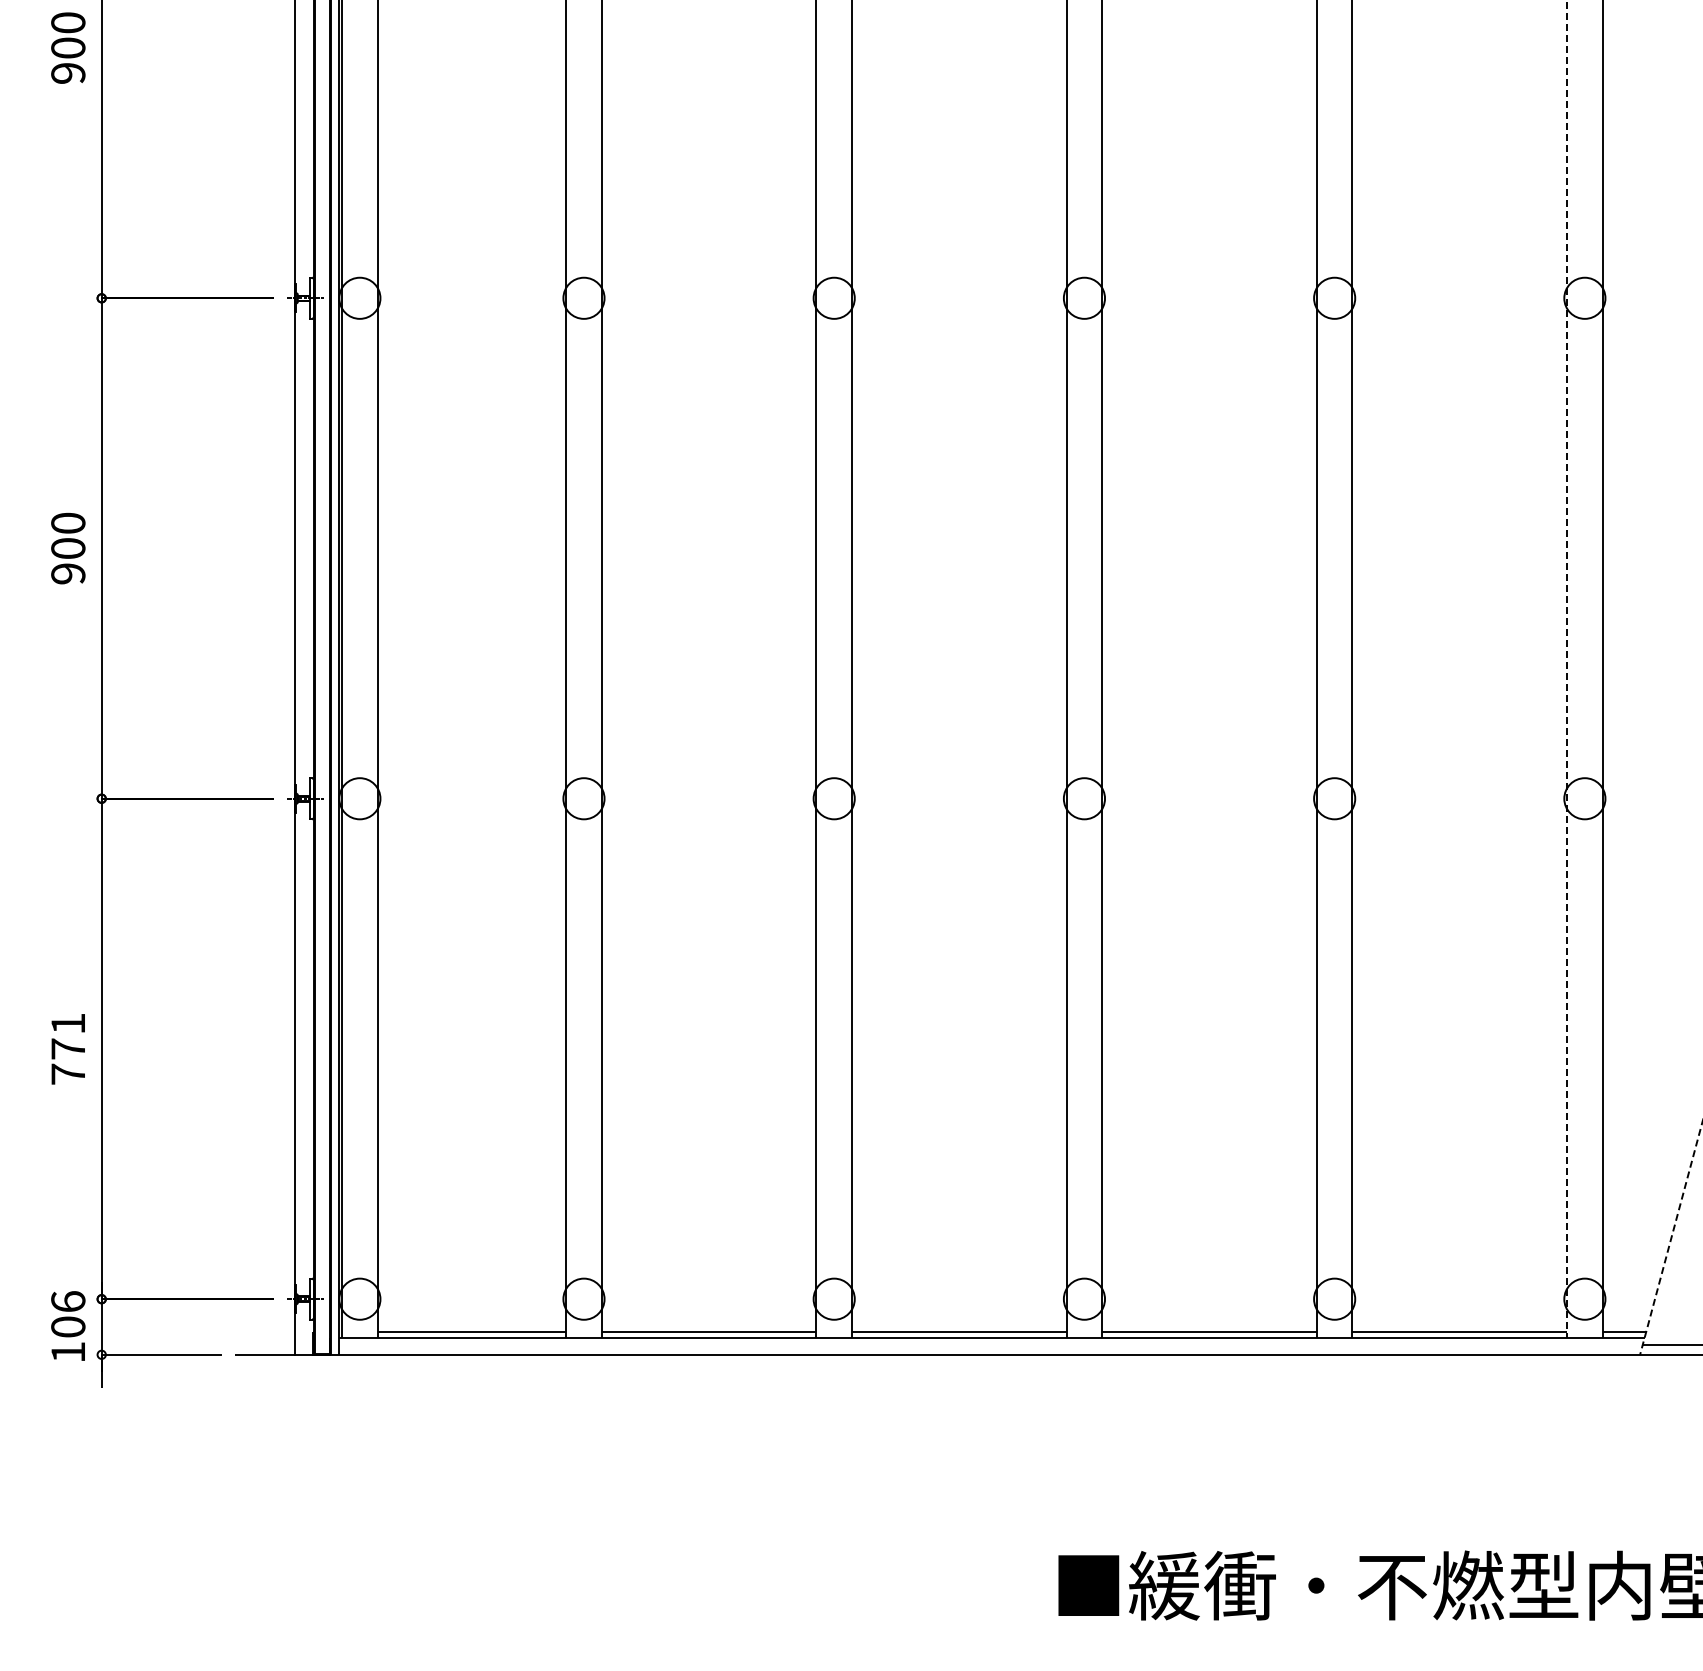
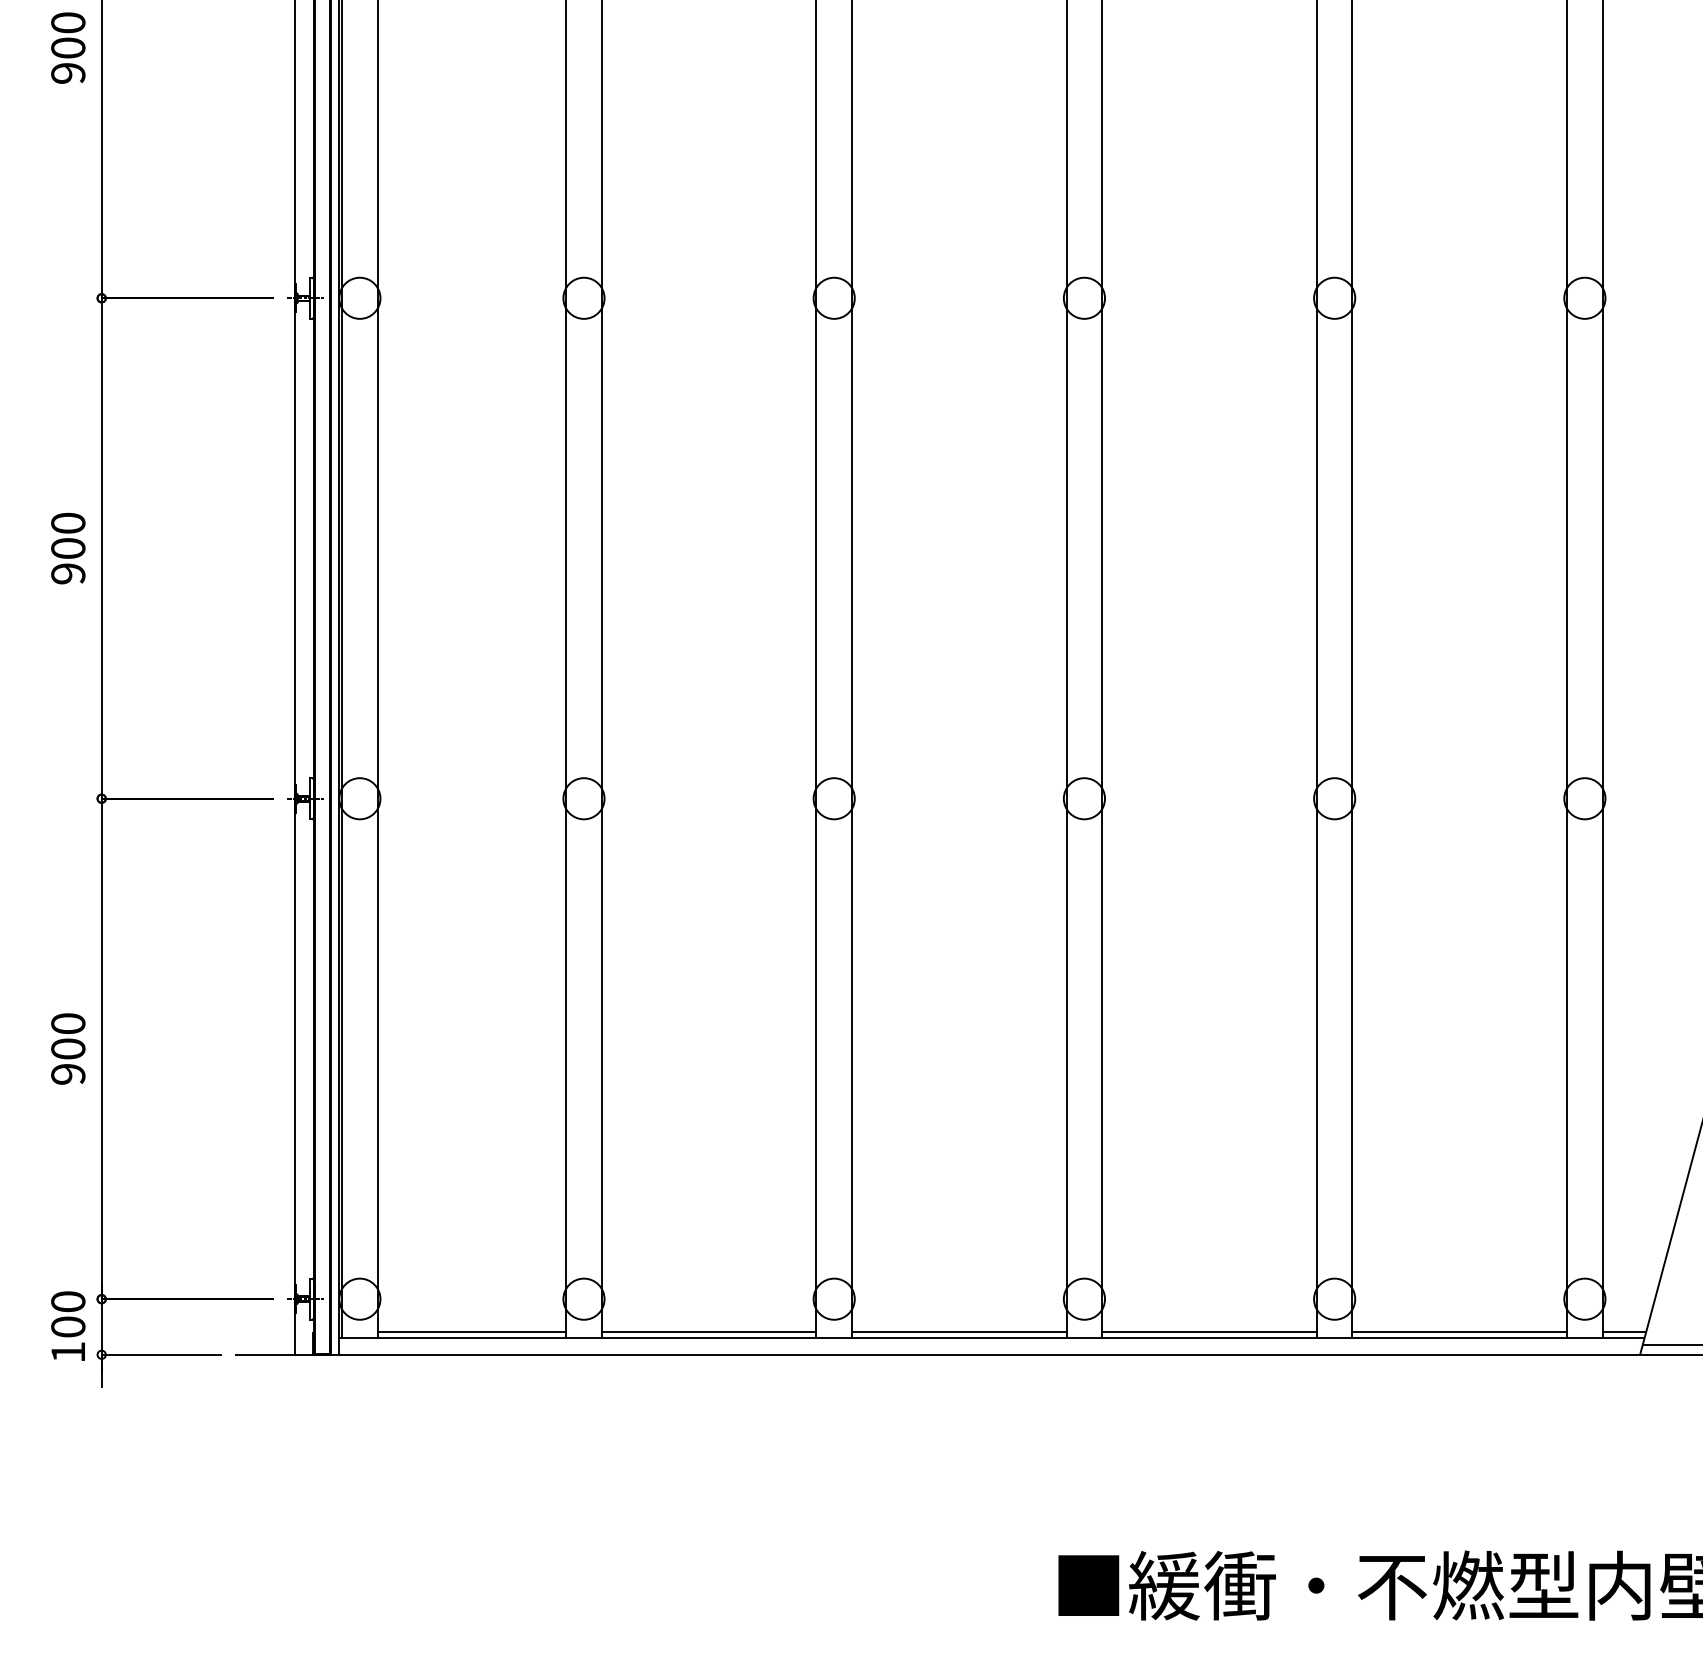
line: dashed -> solid (1567, 669)
text: 771 -> 900 (68, 1048)
line: dashed -> solid (1671, 1237)
text: 106 -> 100 (68, 1301)
